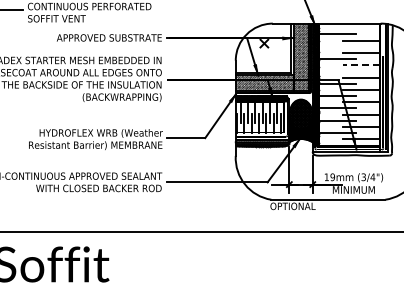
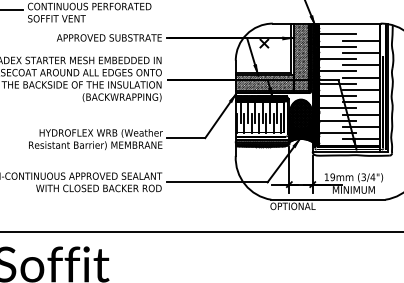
line: none -> present (338, 46)
line: dashed -> solid (361, 65)
line: none -> present (336, 71)
